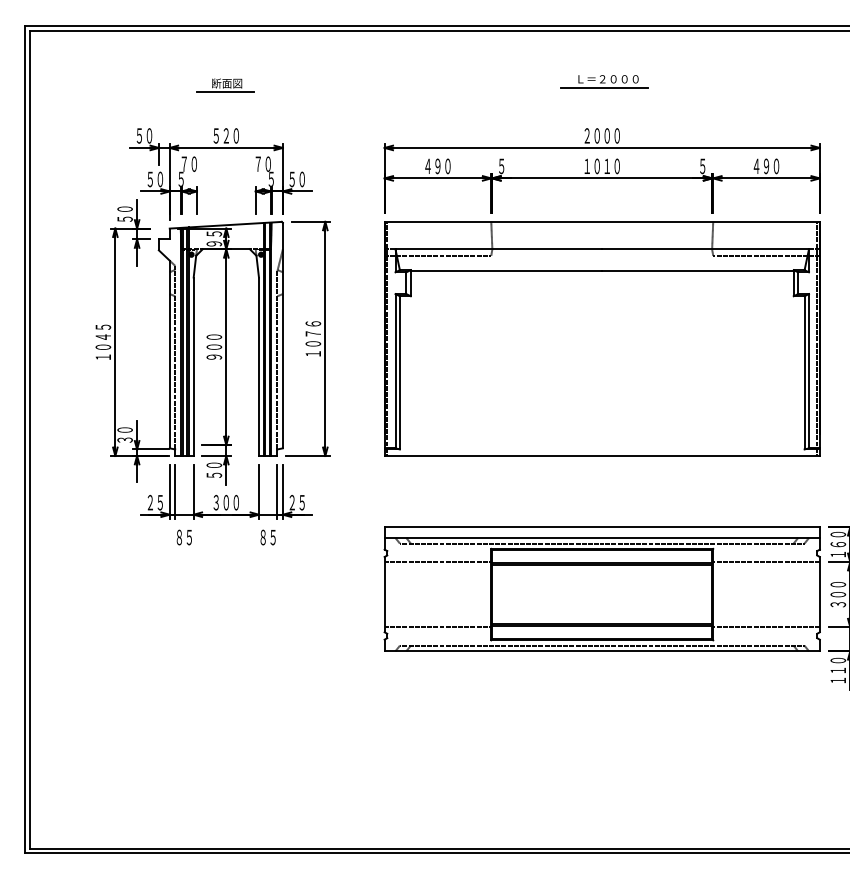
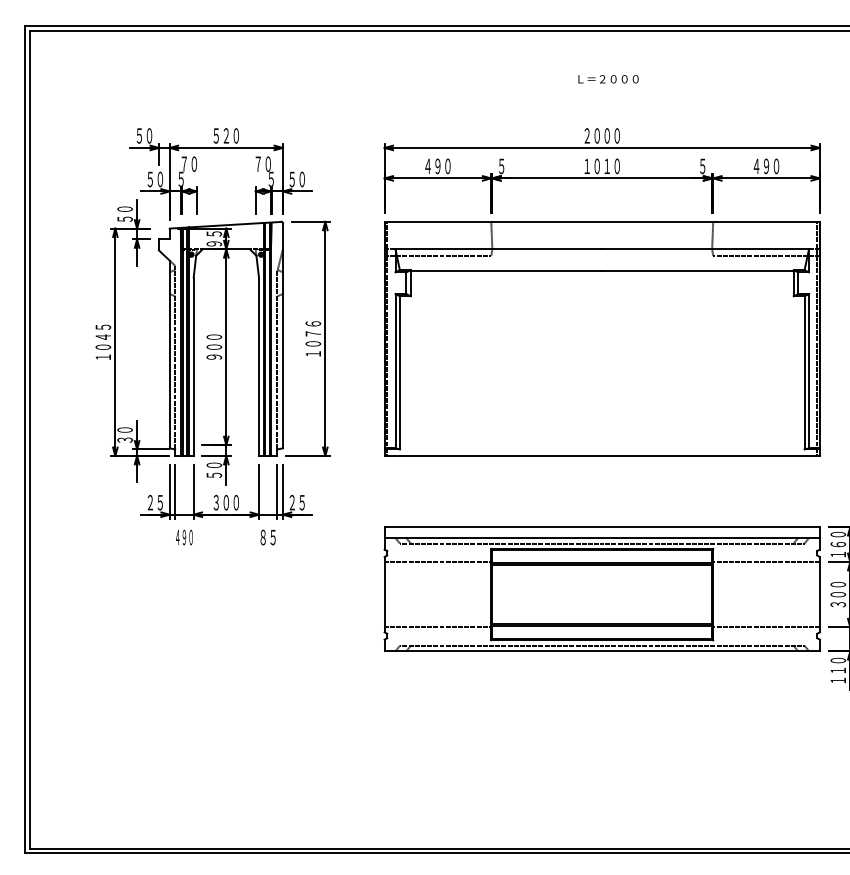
part: present -> none (225, 85)
line: present -> none (604, 88)
text: ８５ -> ４９０ (184, 537)
